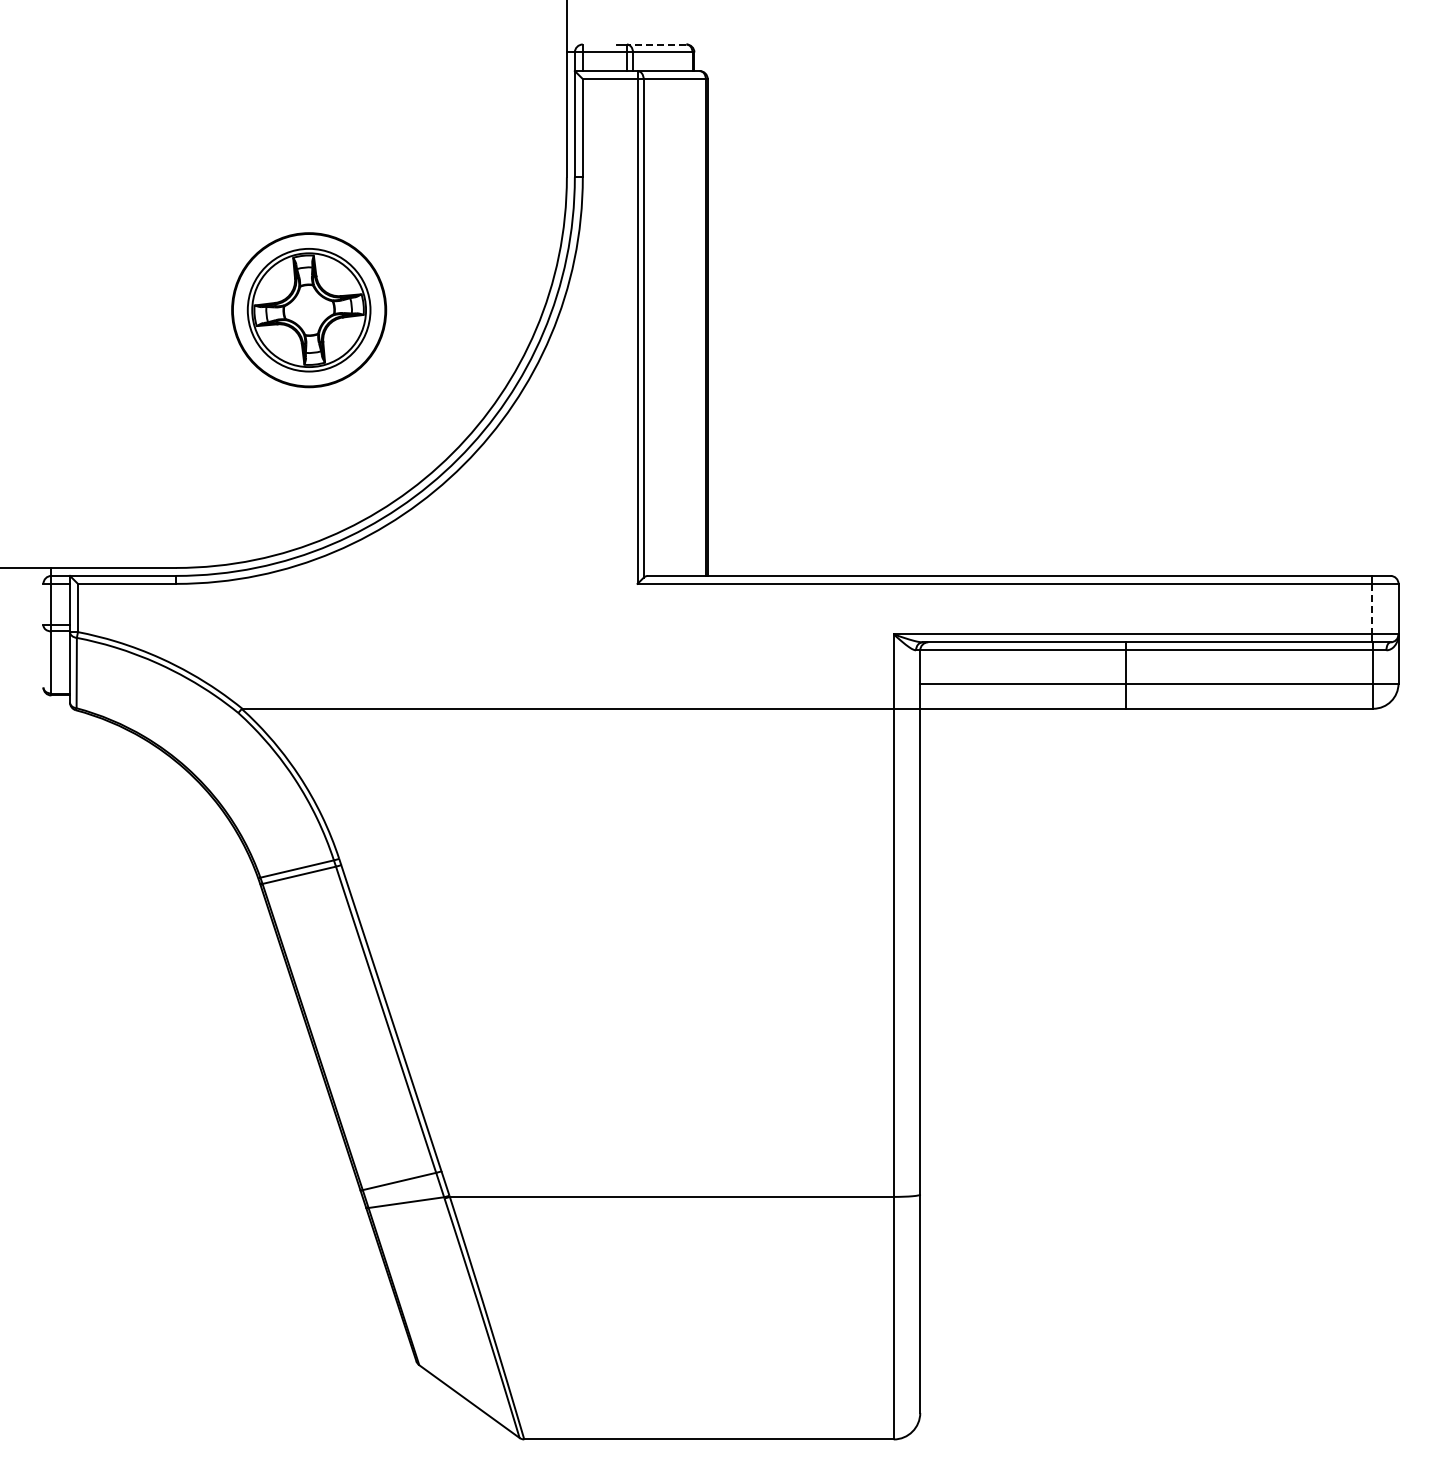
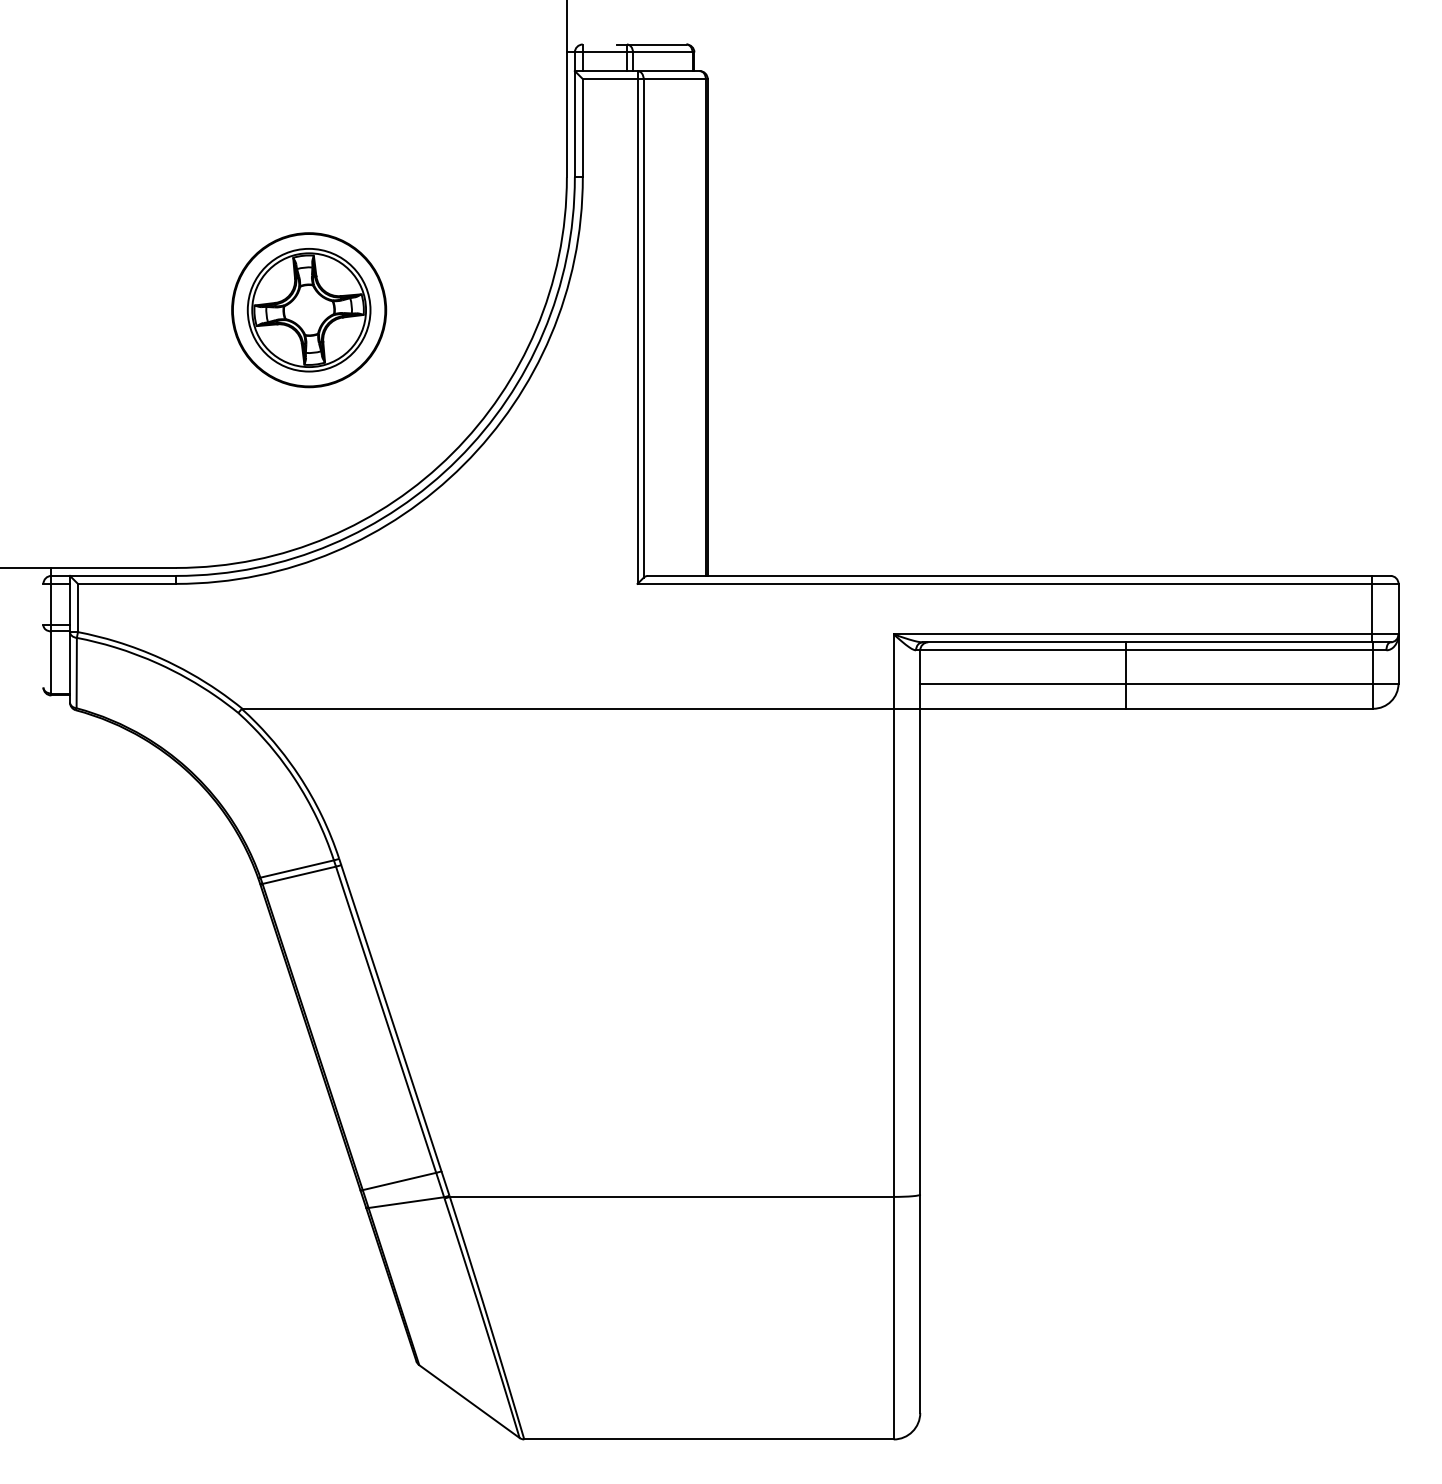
line: dashed -> solid (656, 44)
line: dashed -> solid (1371, 609)
